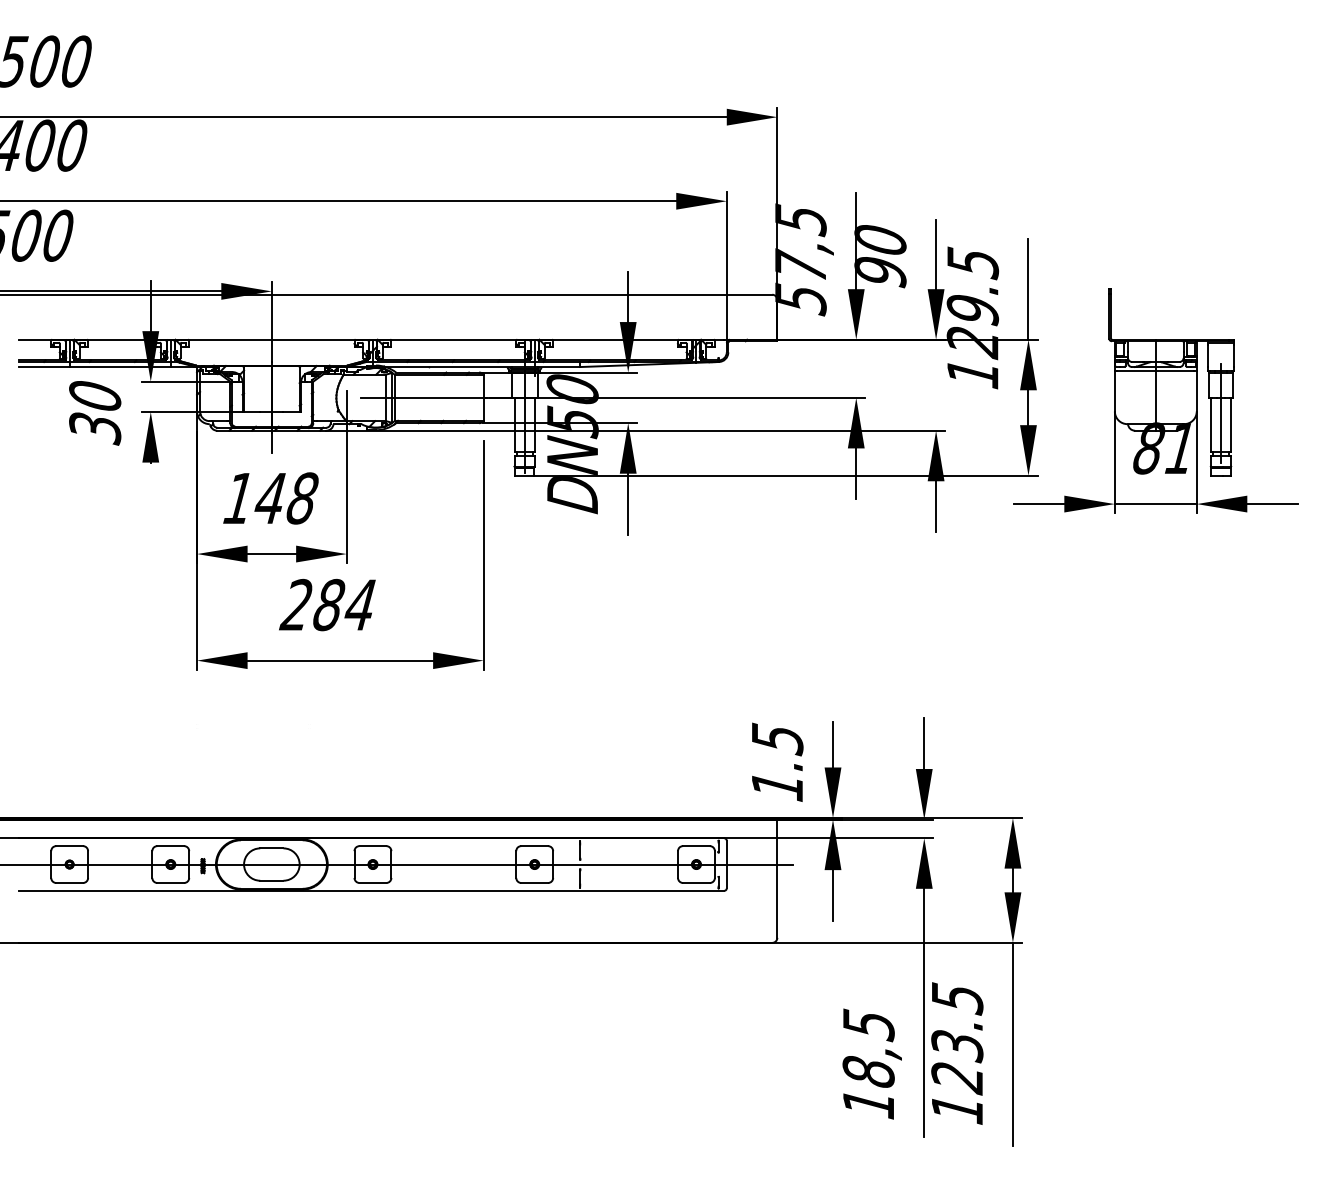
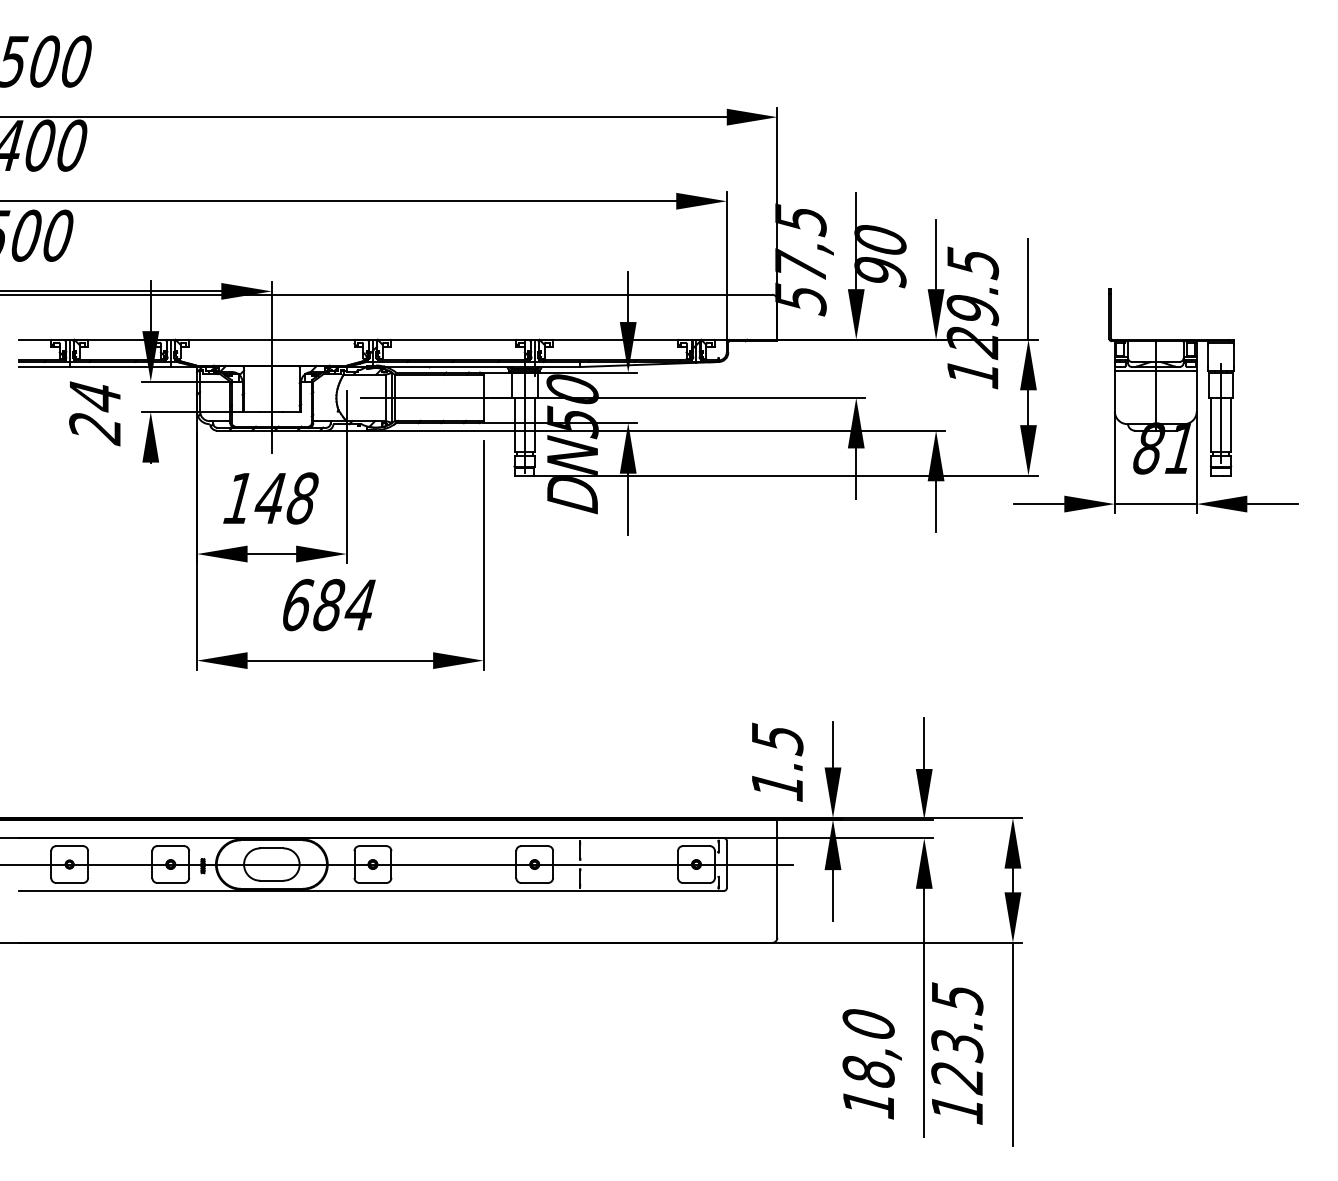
text: 30 -> 24 (95, 413)
text: 284 -> 684 (296, 604)
text: 18,5 -> 18,0 (868, 1025)
